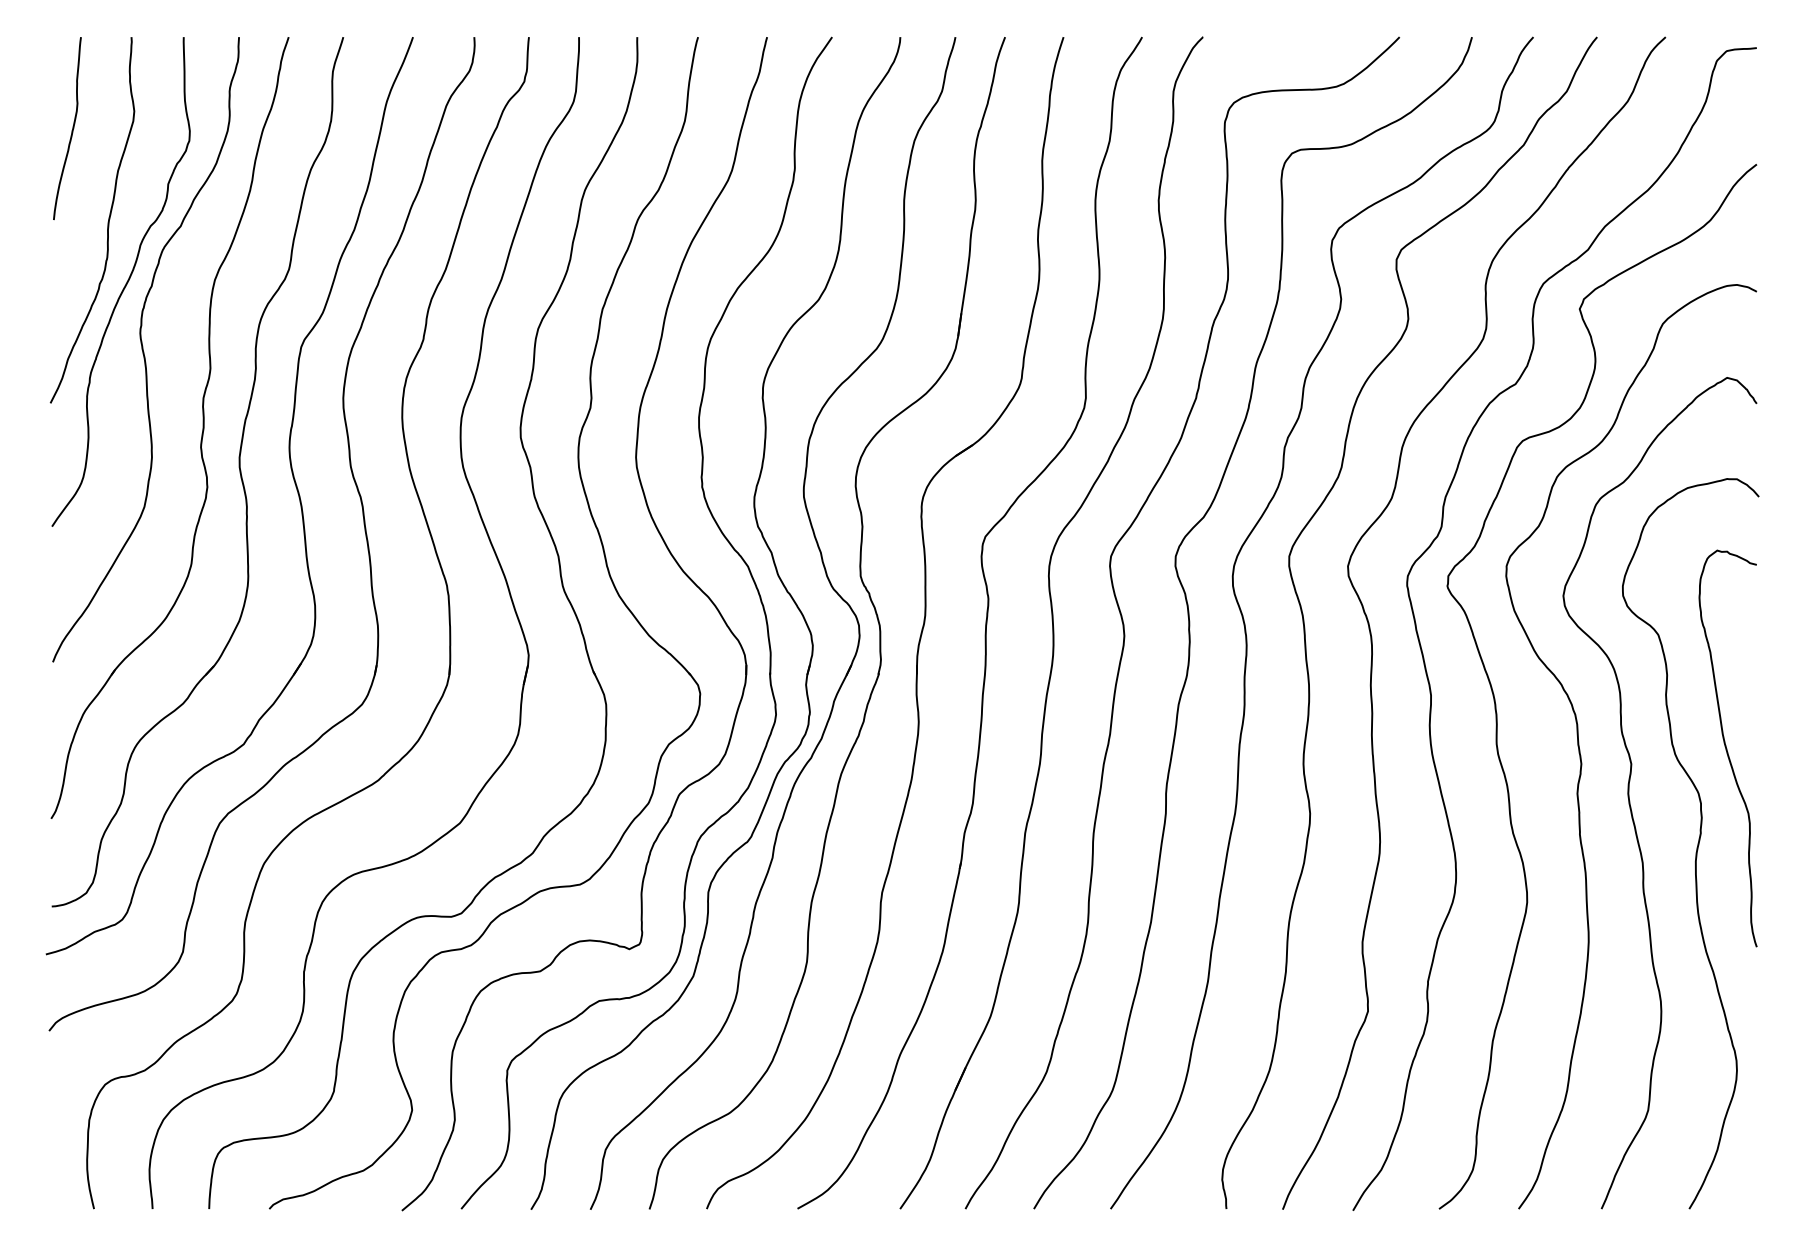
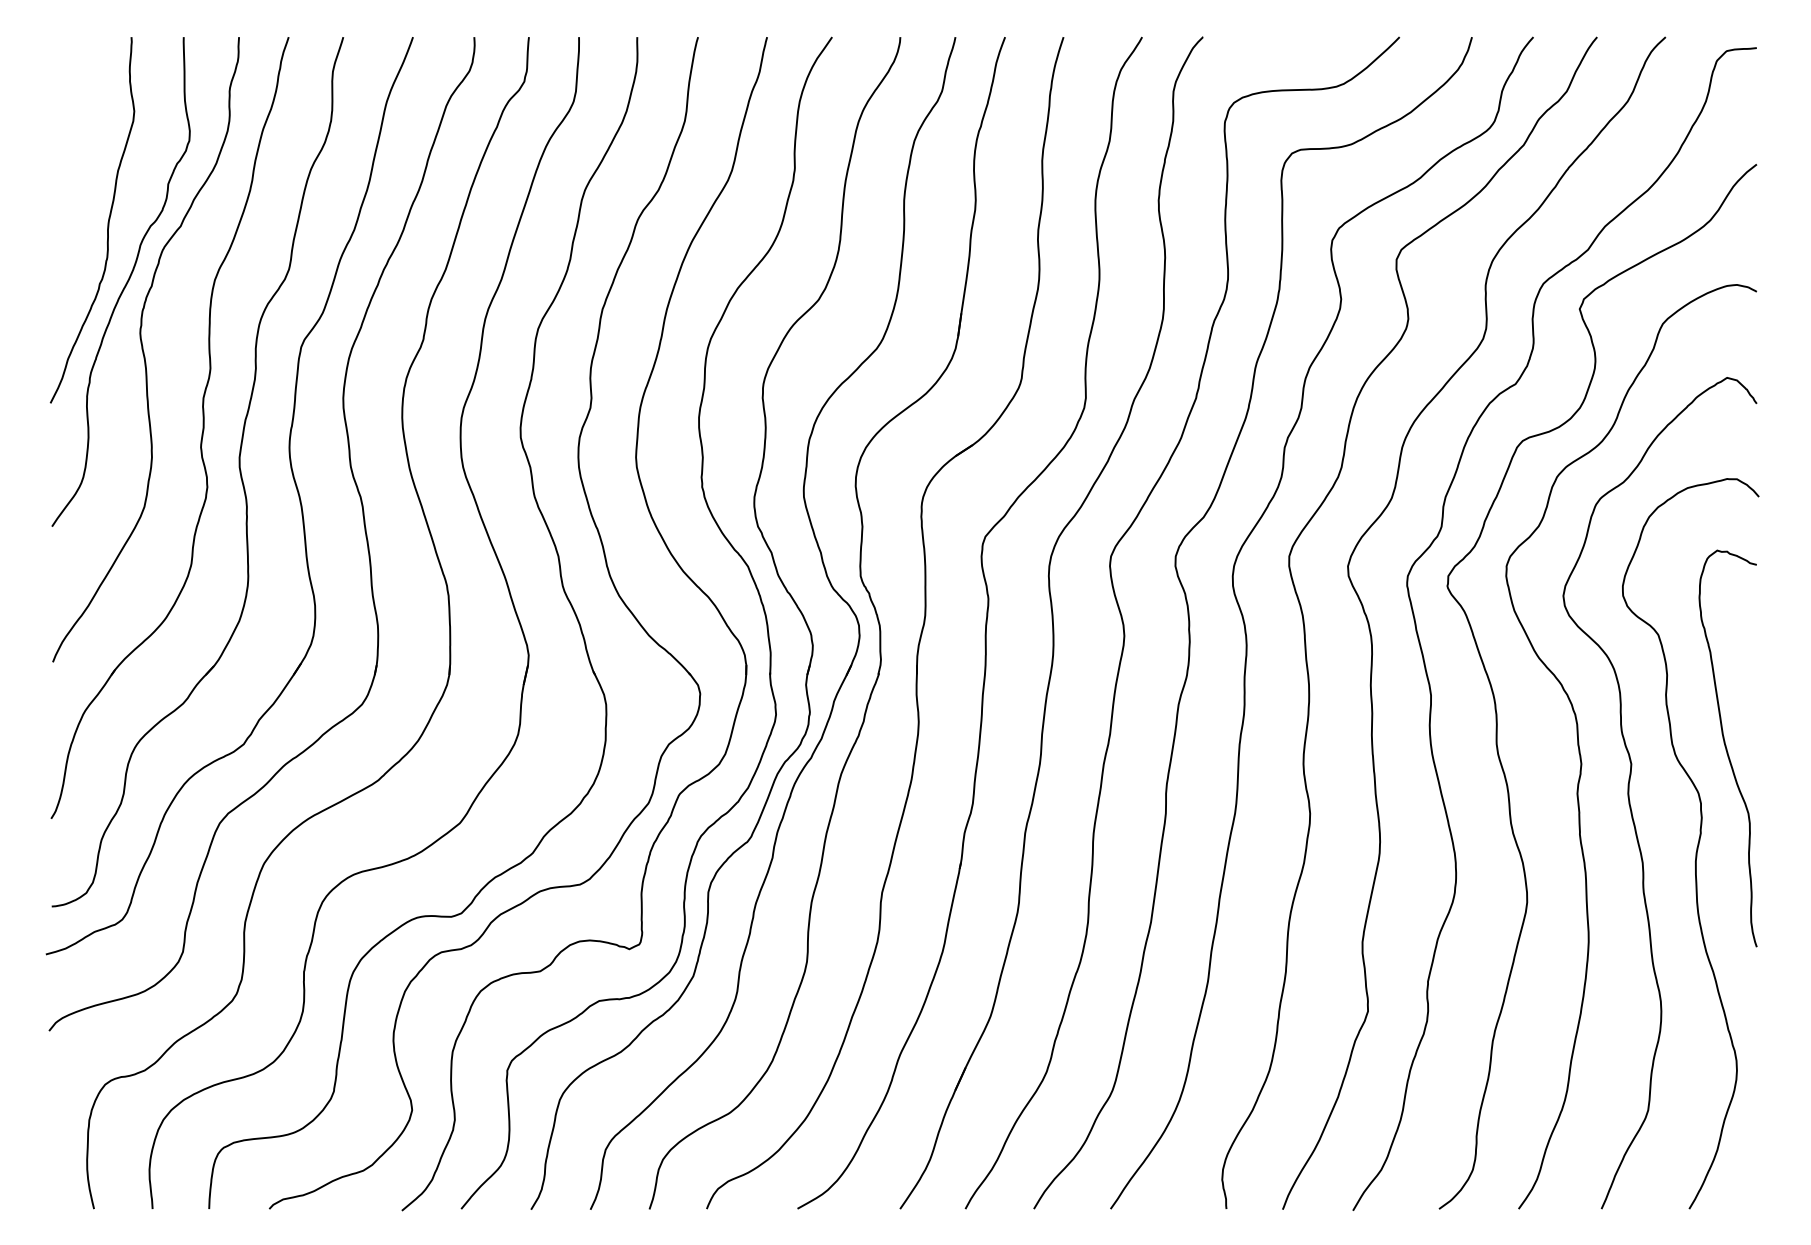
curve: present -> none (71, 130)
